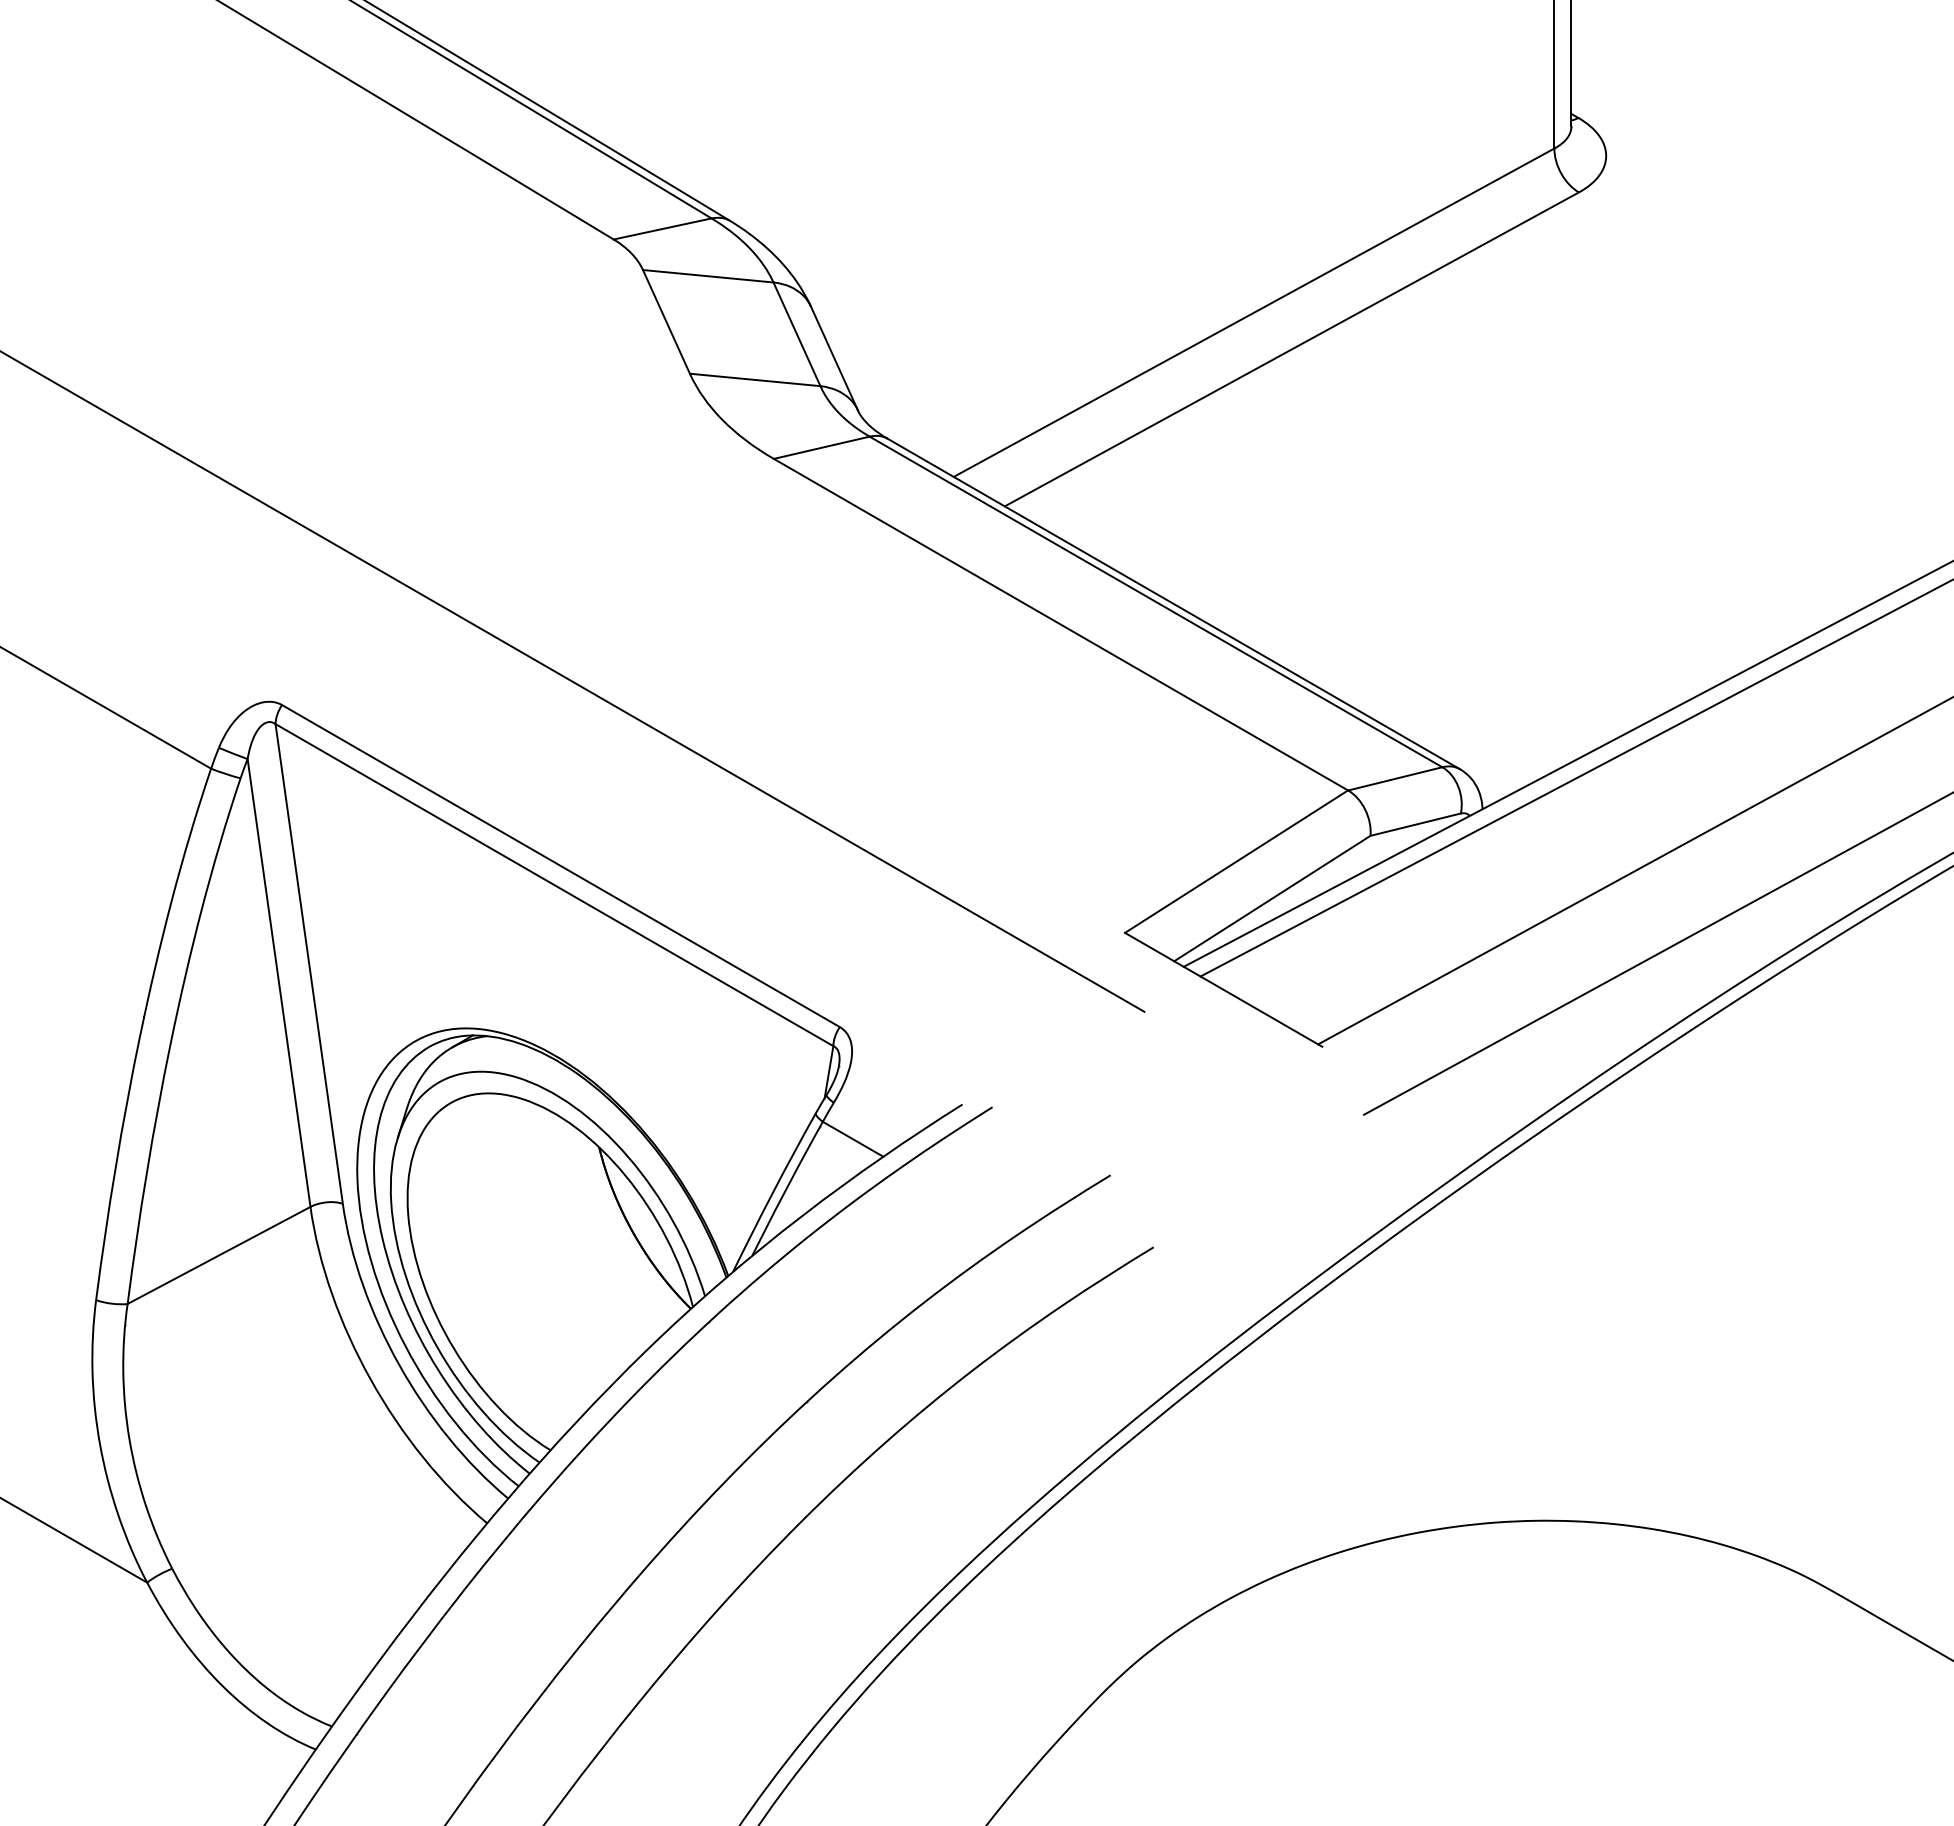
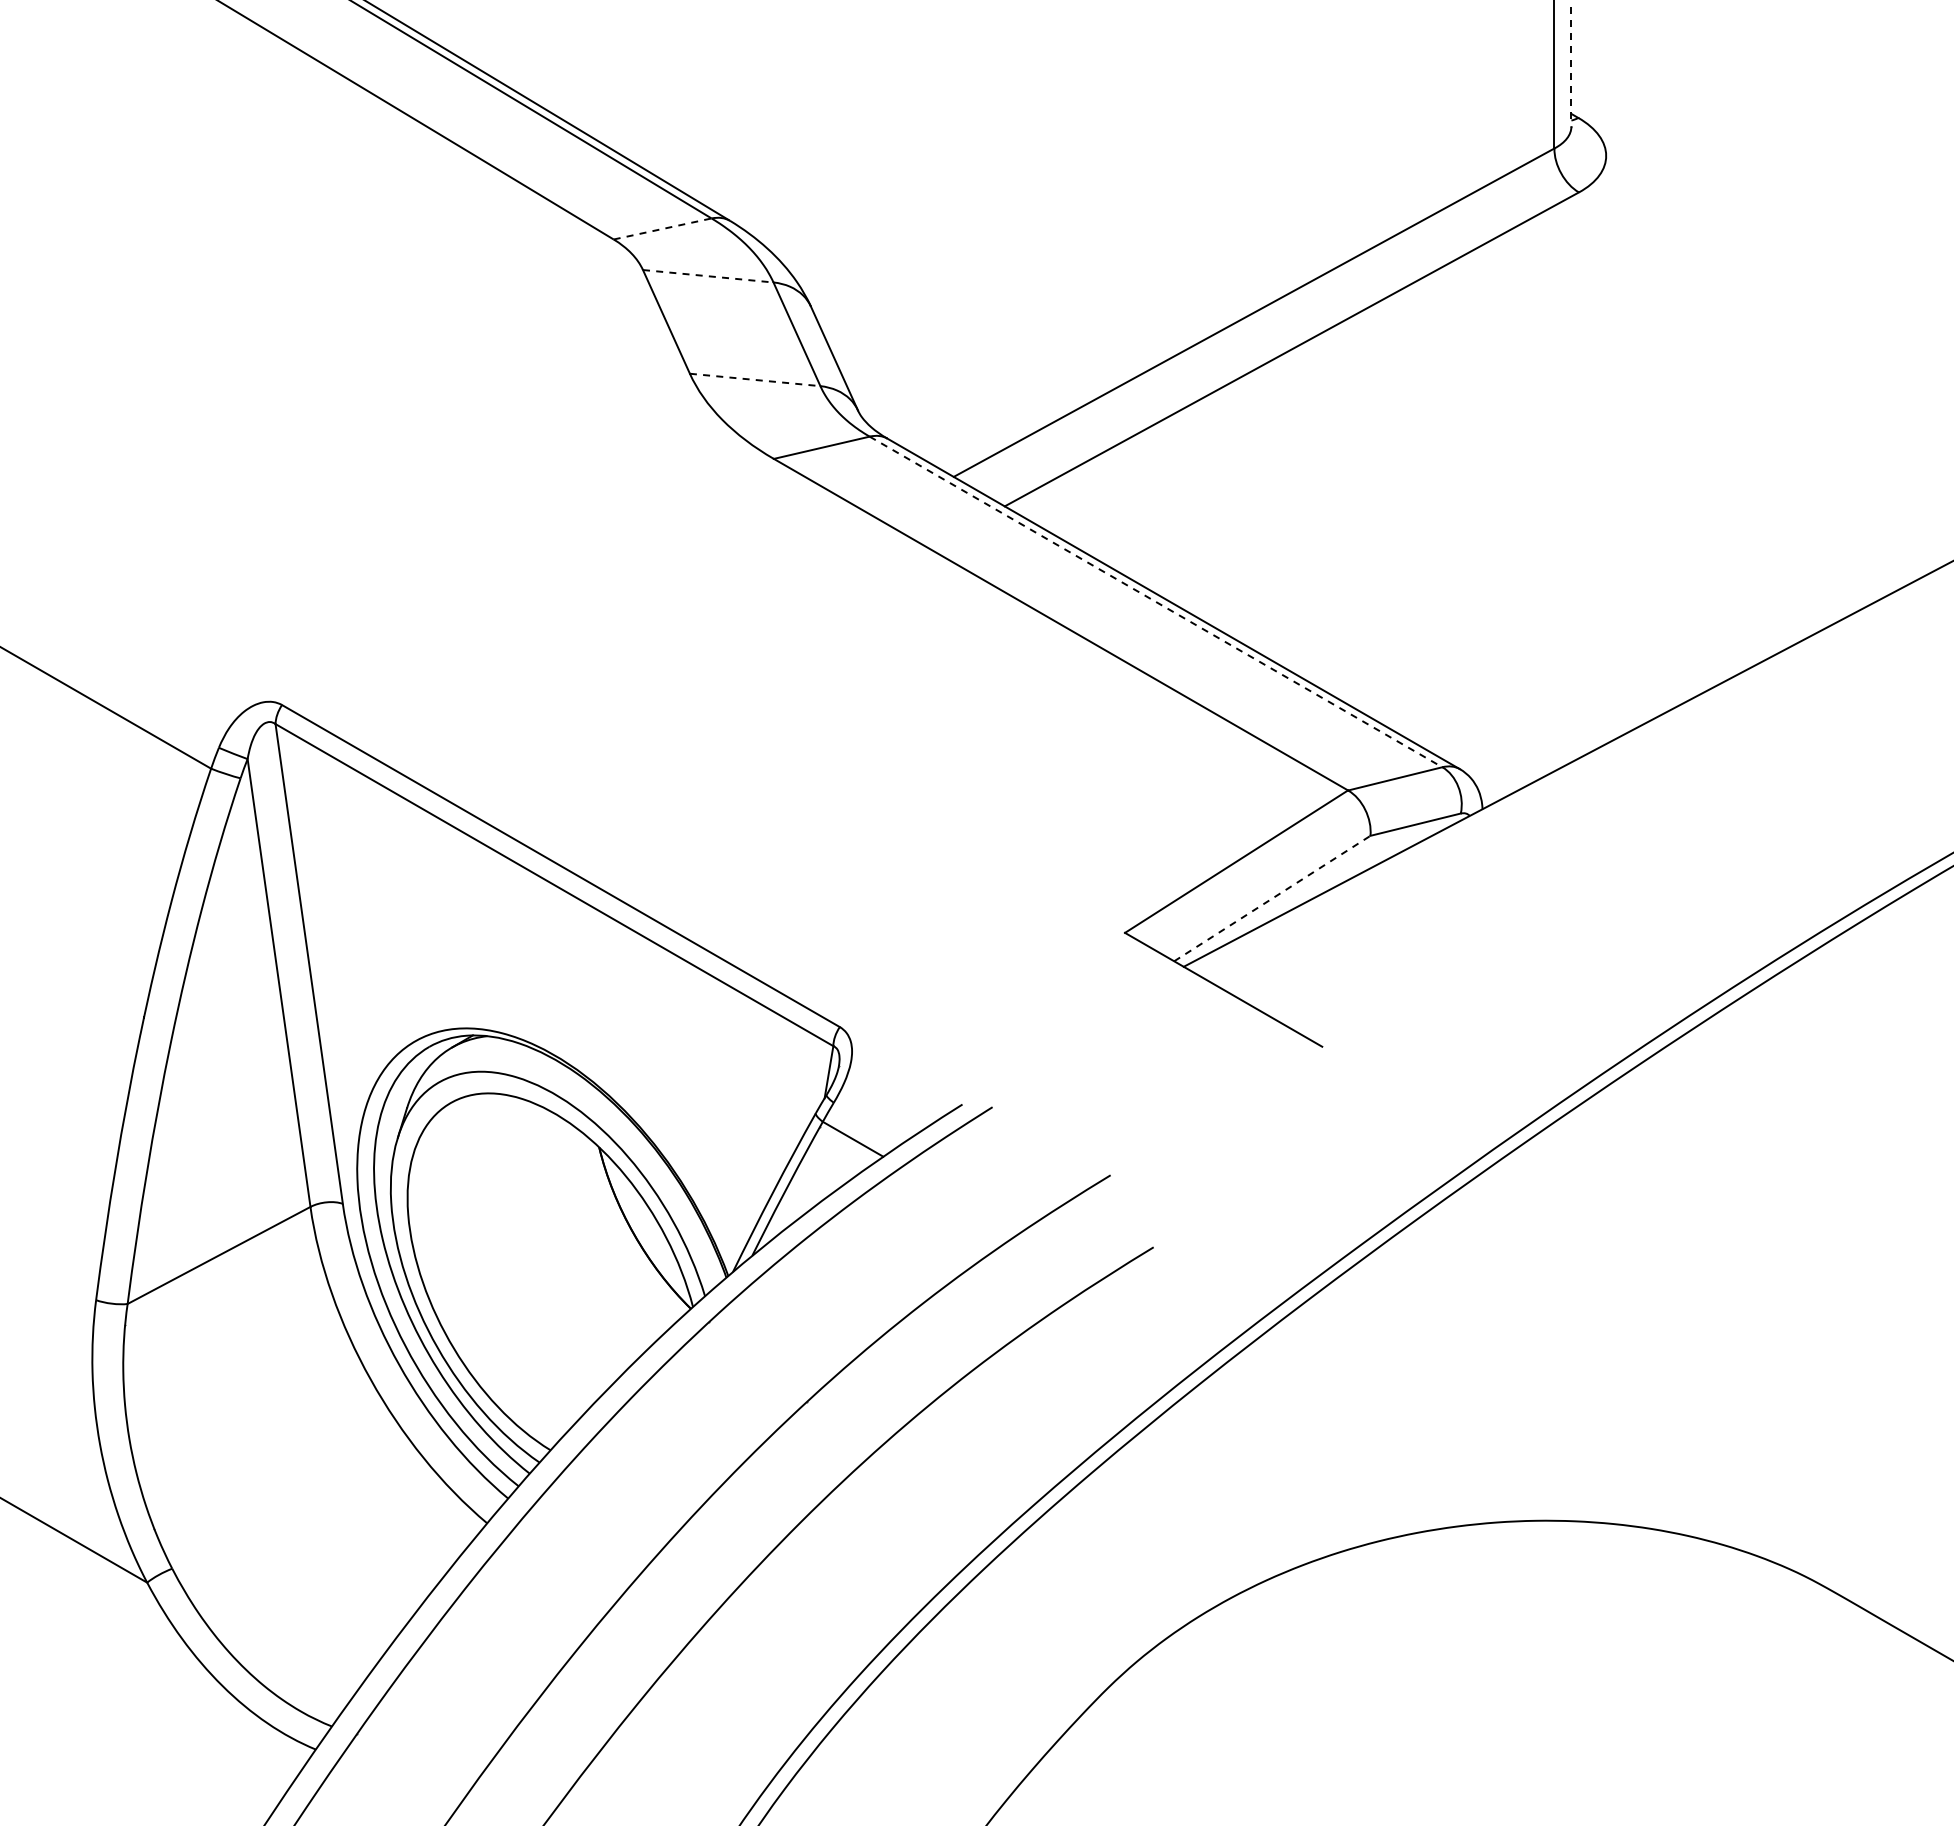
line: solid -> dashed (1571, 63)
line: solid -> dashed (663, 228)
line: solid -> dashed (708, 276)
line: solid -> dashed (755, 379)
line: solid -> dashed (1156, 601)
line: present -> none (573, 681)
line: present -> none (1575, 778)
line: present -> none (1634, 871)
line: solid -> dashed (1272, 898)
line: present -> none (1656, 953)
